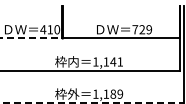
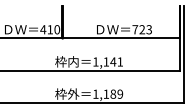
text: 729 -> 723 (149, 29)
line: dashed -> solid (31, 38)
line: dashed -> solid (91, 103)
